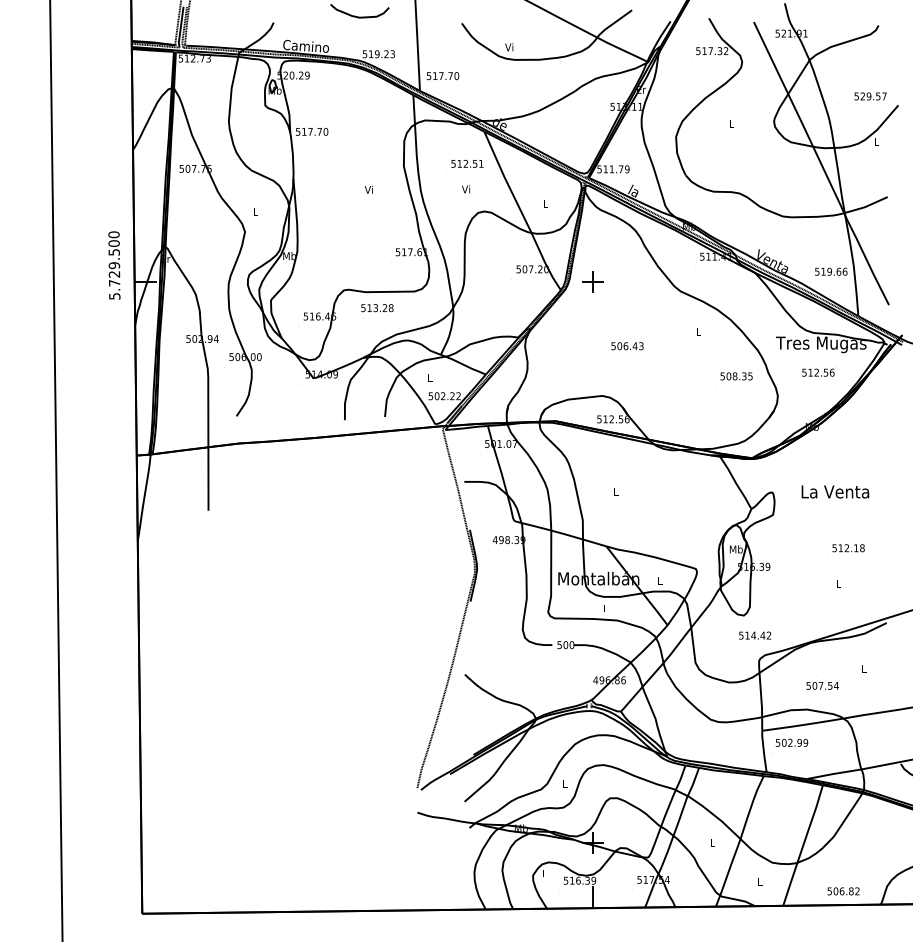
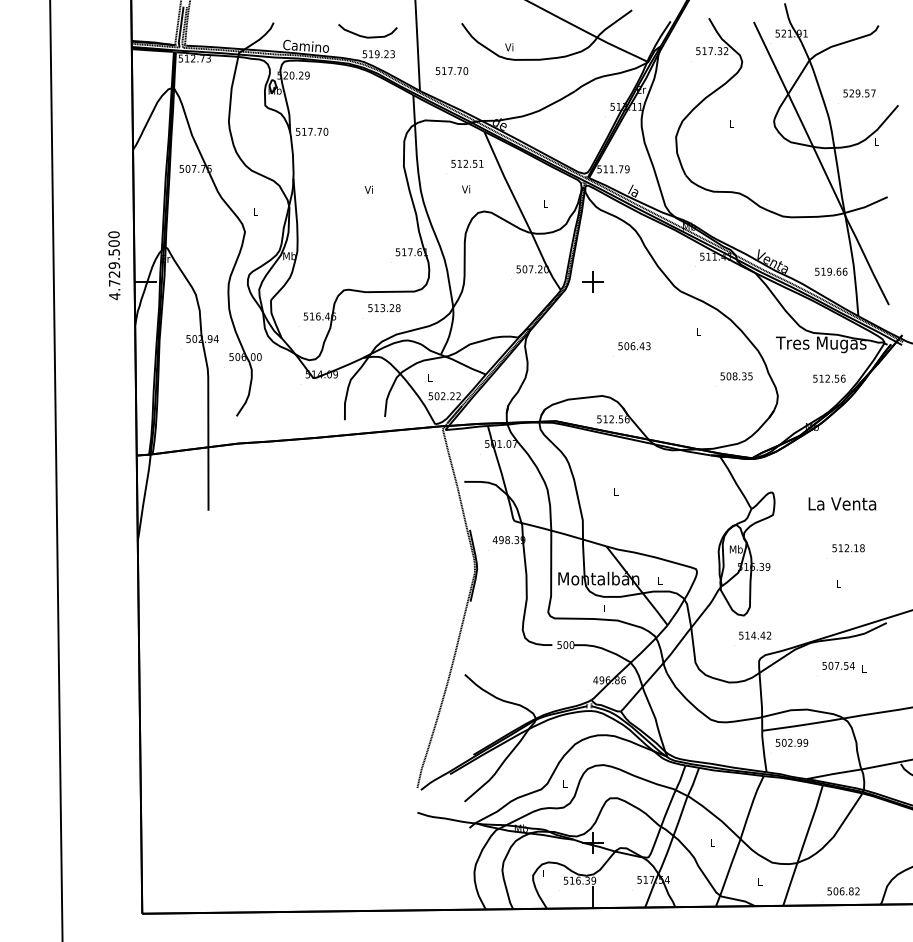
curve position: (359, 16) -> (367, 36) (367, 36)
text position: (442, 76) -> (451, 71) (451, 71)
text position: (870, 96) -> (859, 93) (859, 93)
text: 5.729.500 -> 4.729.500 (114, 296)
text position: (377, 308) -> (384, 308) (384, 308)
text position: (627, 346) -> (634, 346) (634, 346)
text position: (818, 372) -> (829, 378) (829, 378)
text position: (835, 491) -> (842, 503) (842, 503)
text position: (822, 685) -> (838, 665) (838, 665)
